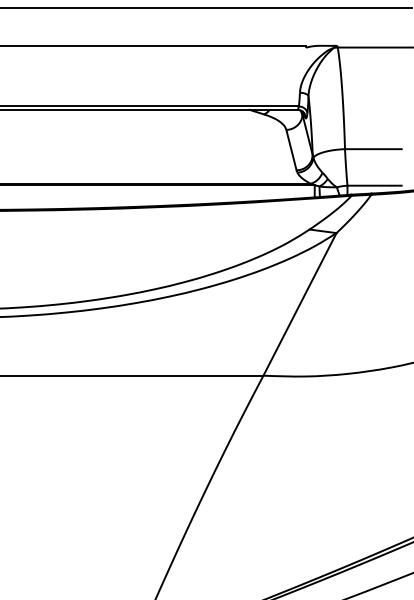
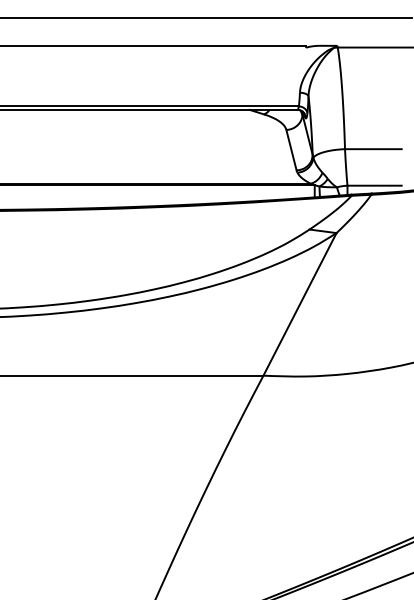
line position: (206, 8) -> (206, 18) (206, 18)
